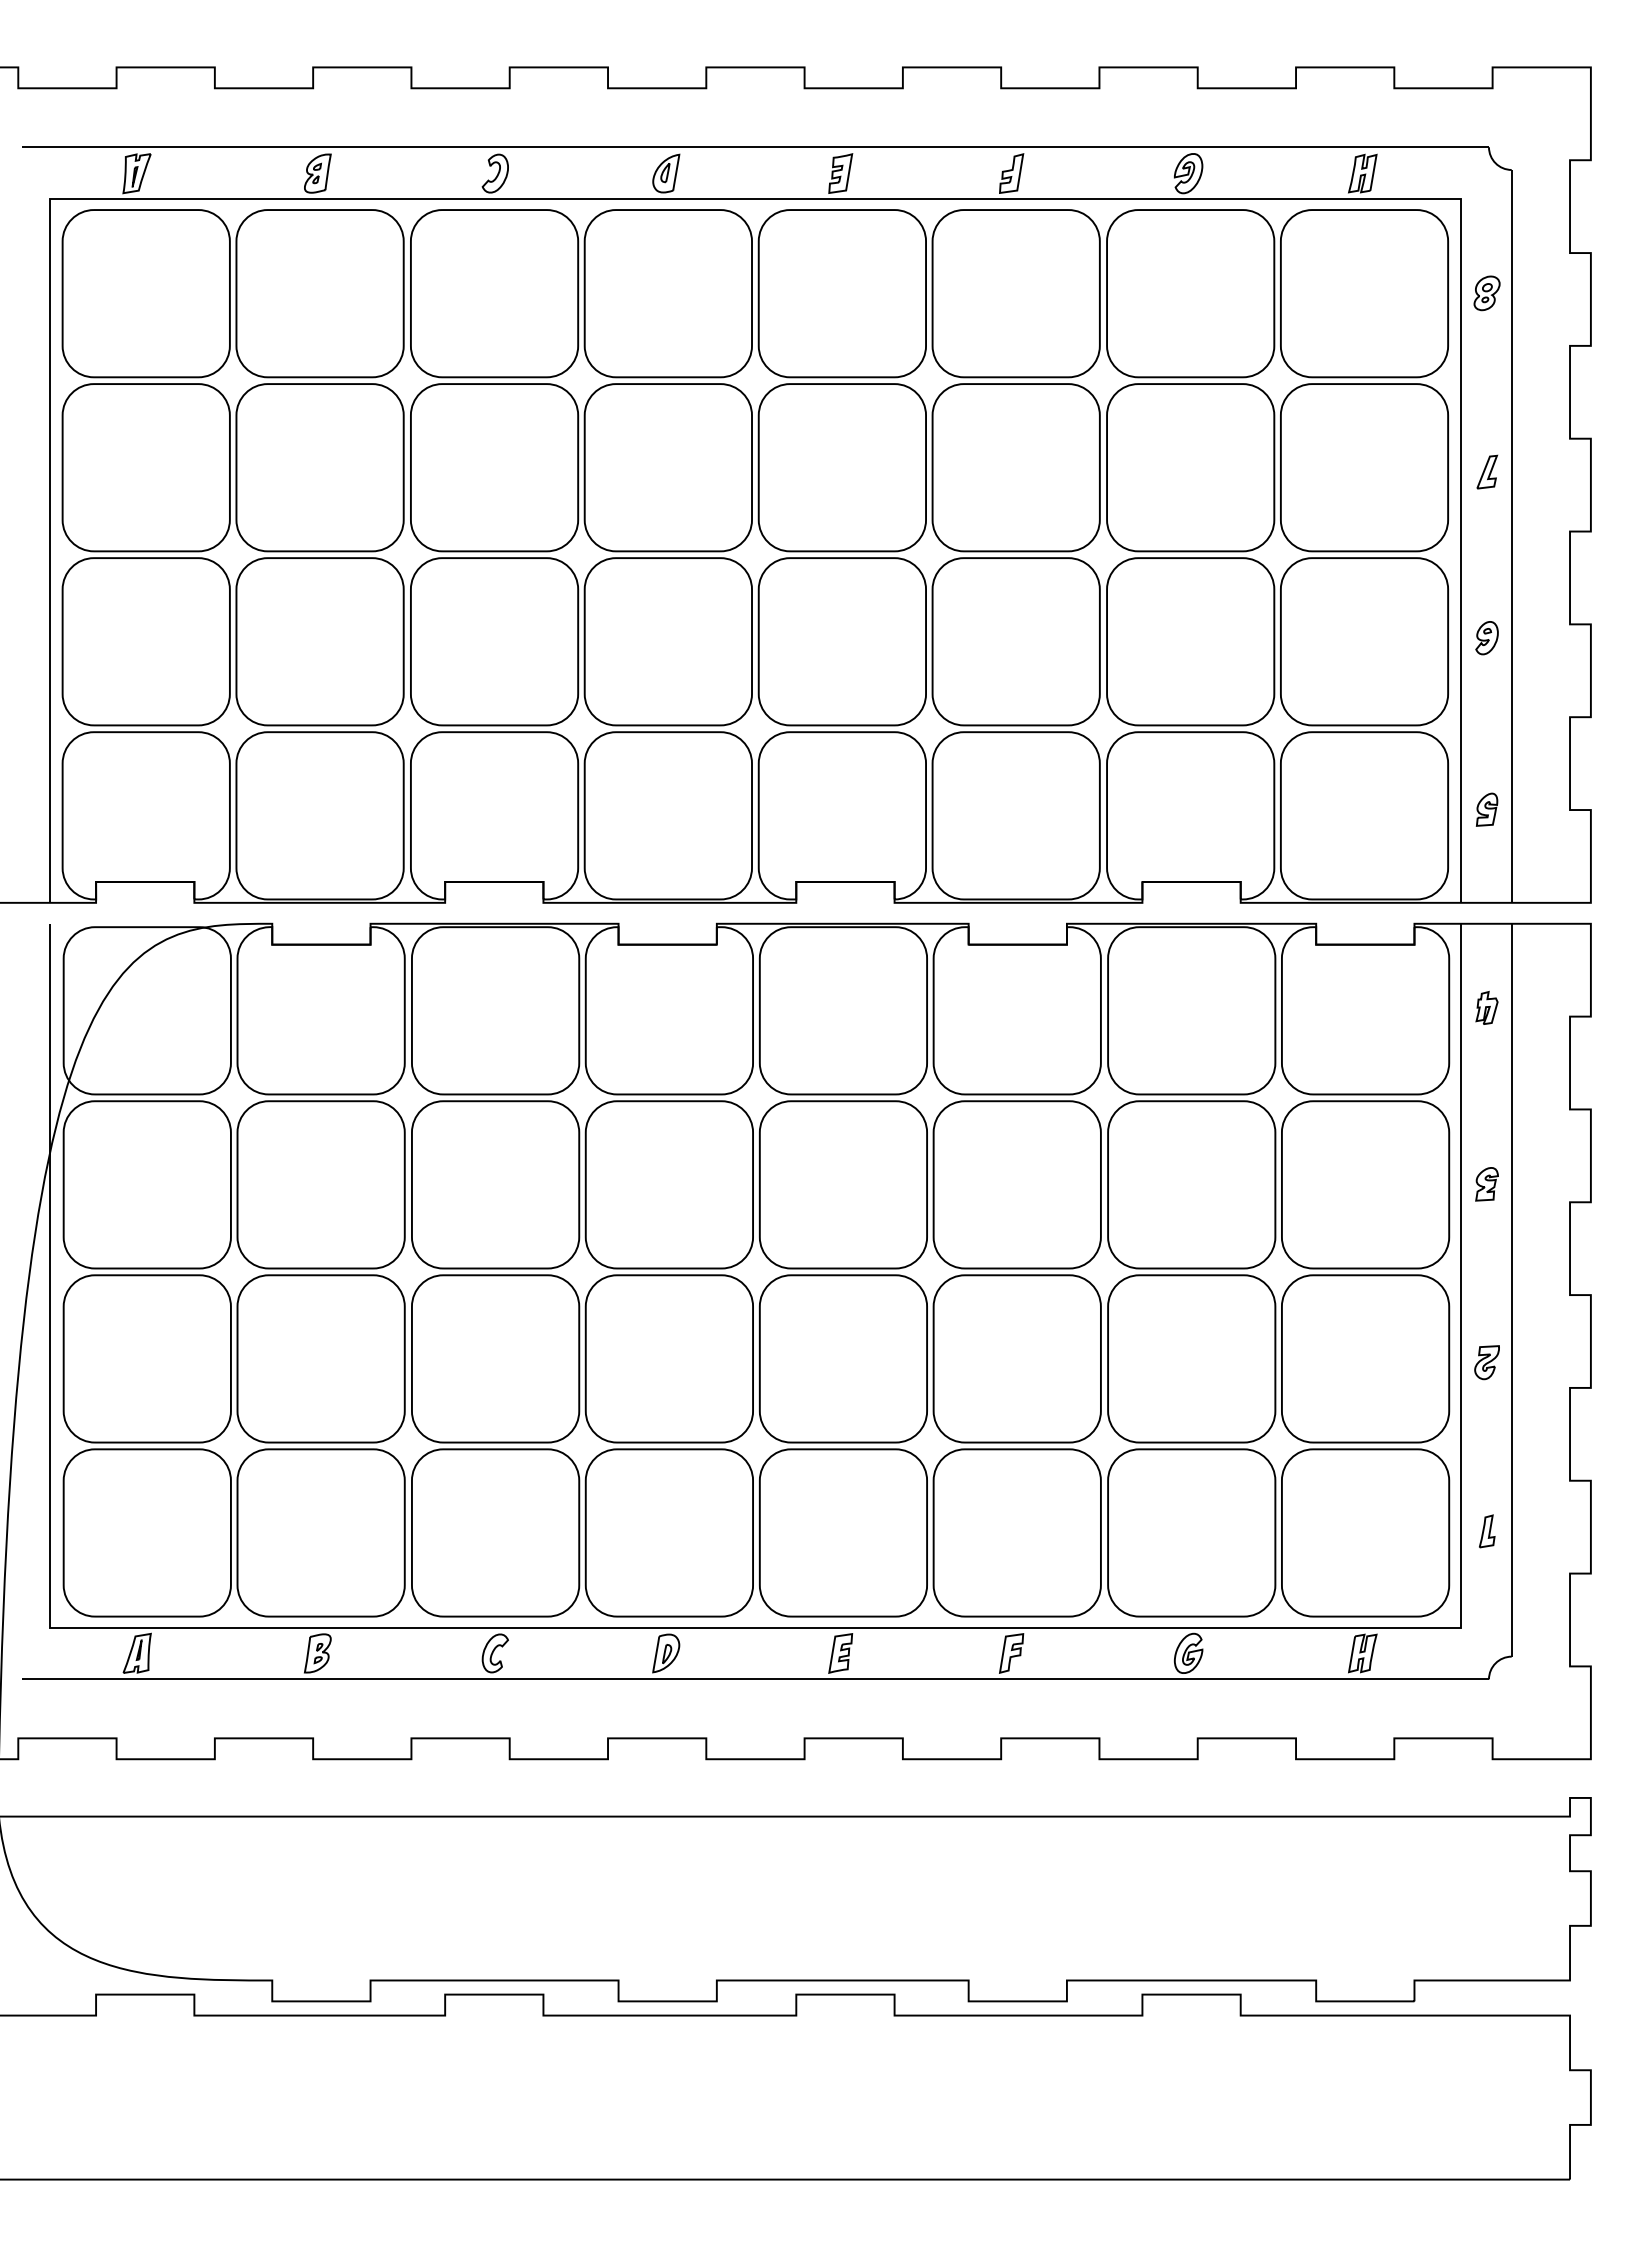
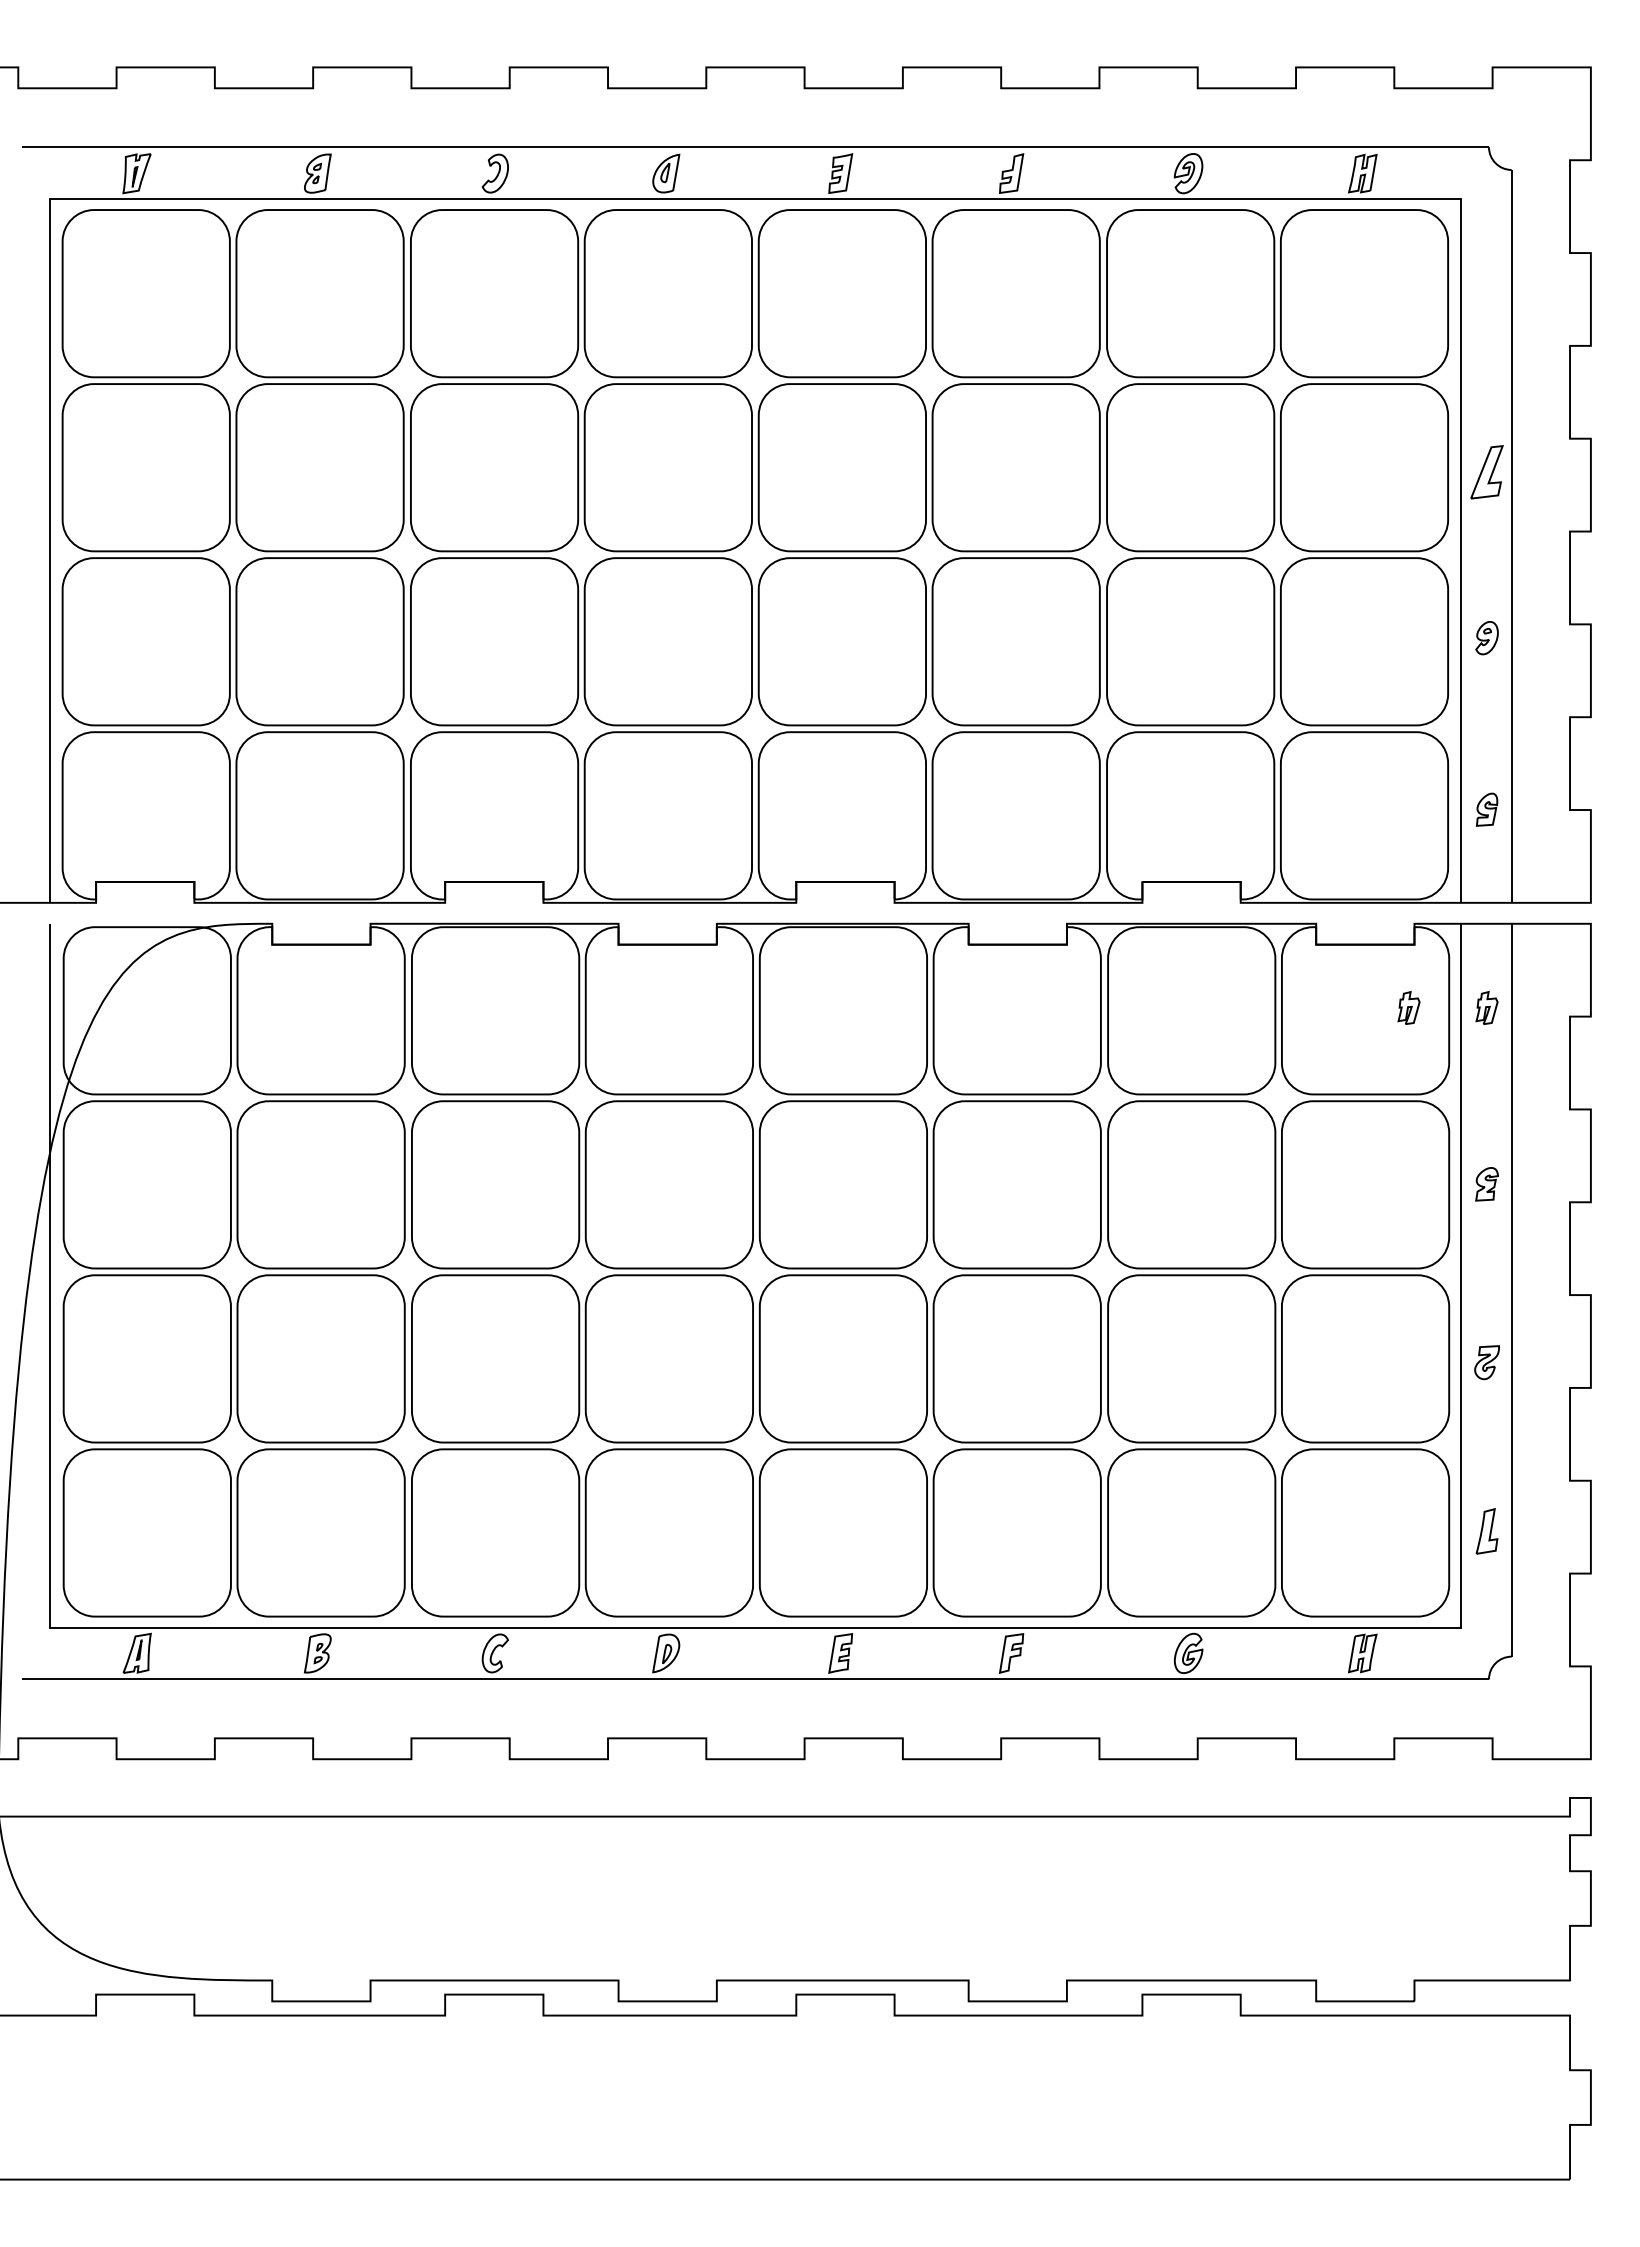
part: present -> none (1486, 293)
part size: 23x36 px -> 34x55 px (1486, 472)
part: none -> present (1408, 1007)
part size: 17x35 px -> 24x47 px (1486, 1531)
